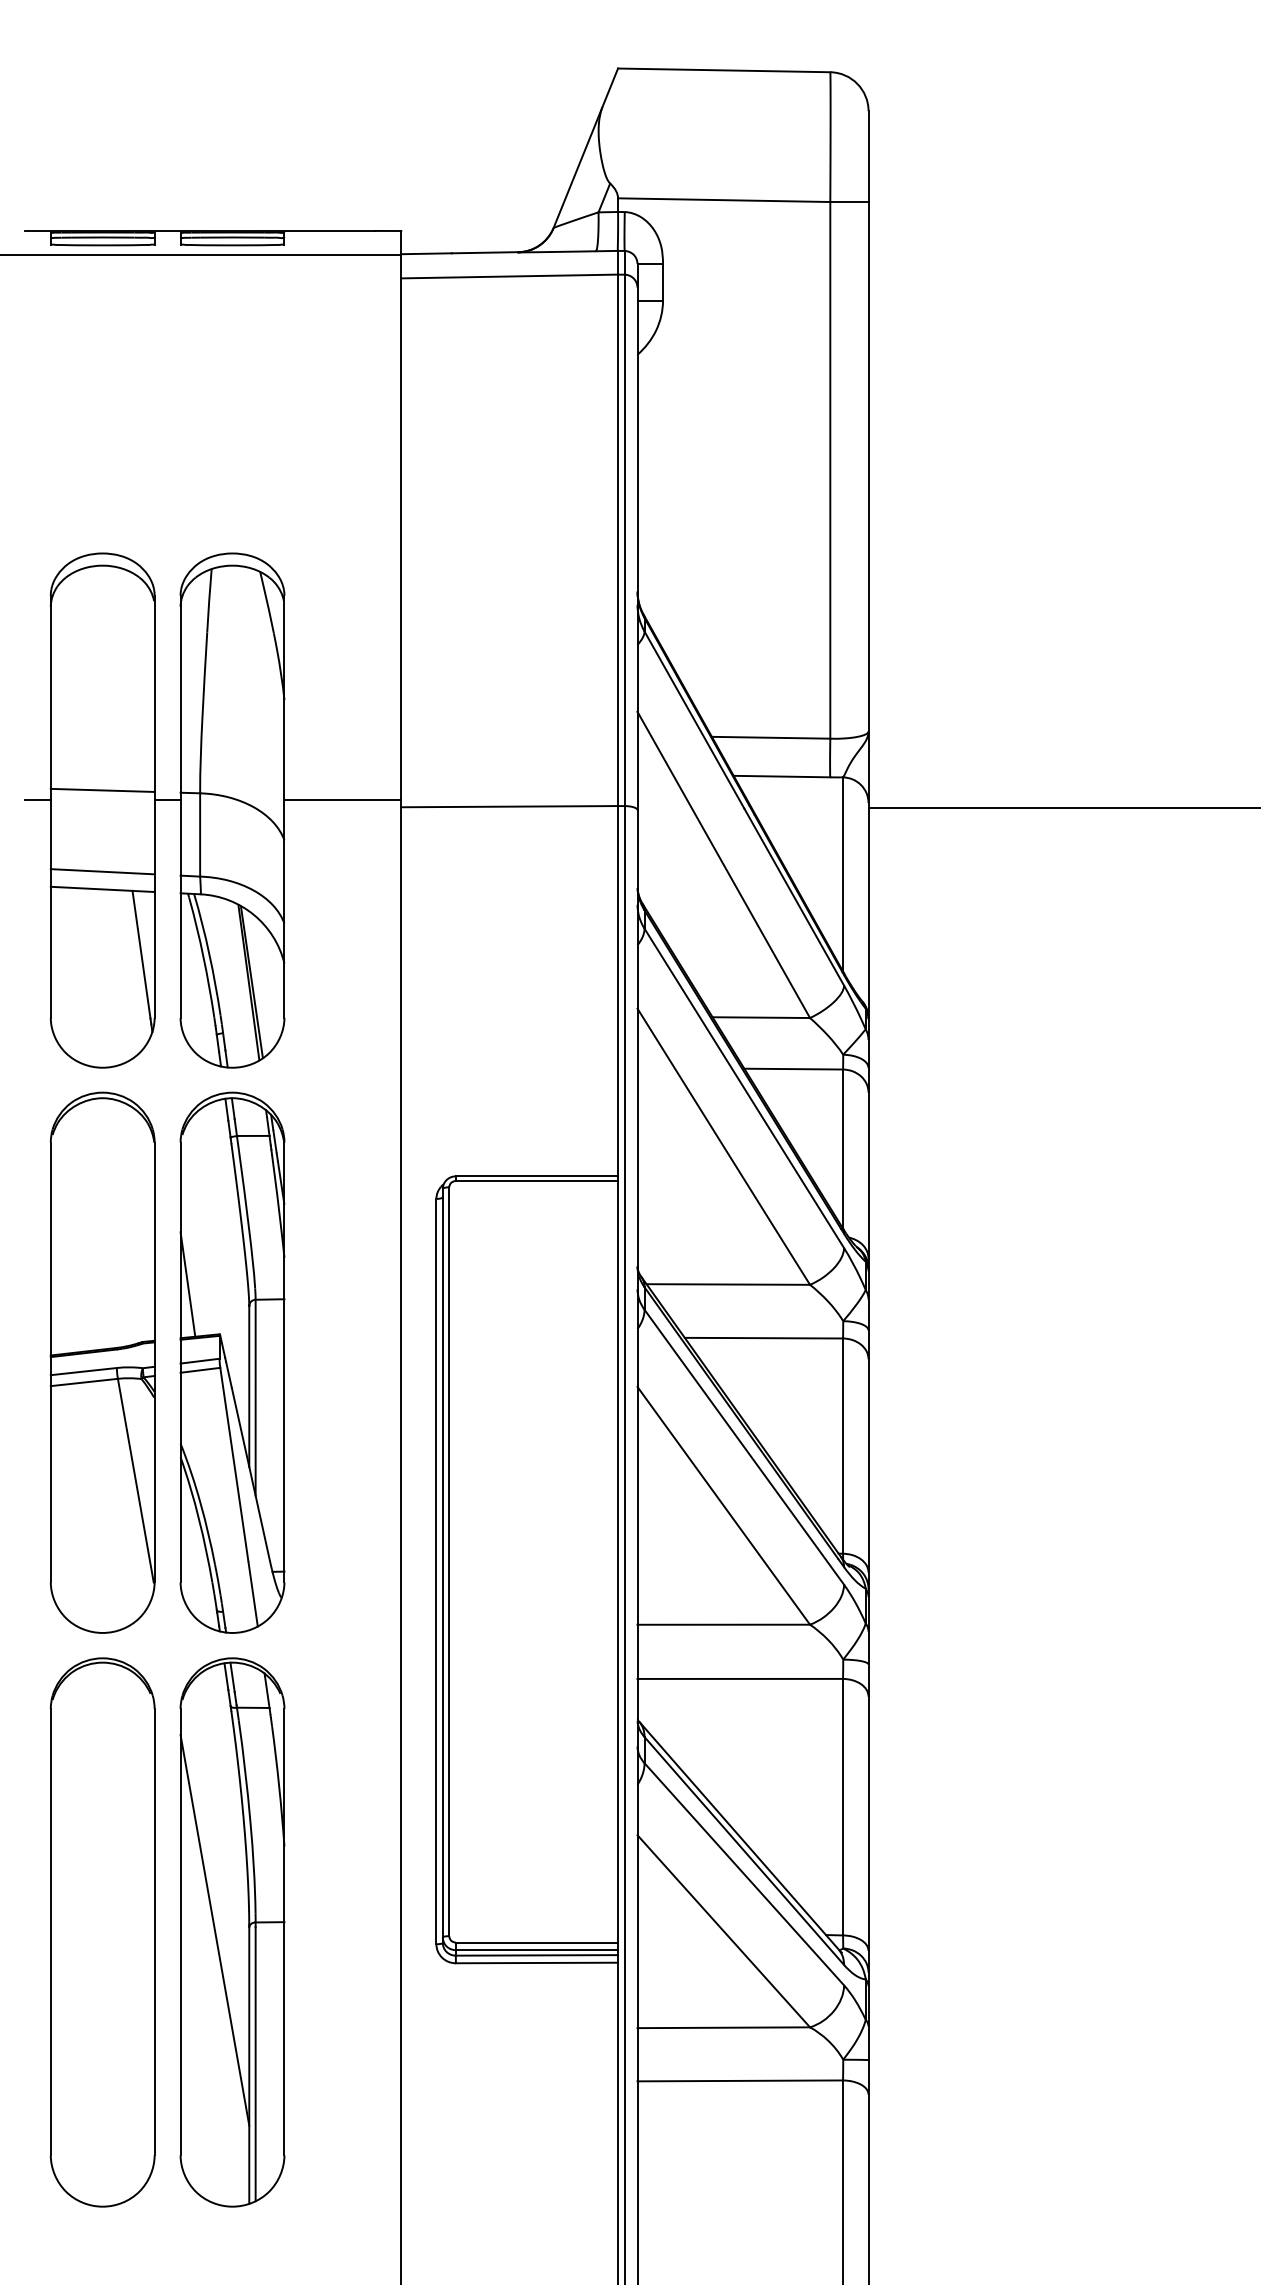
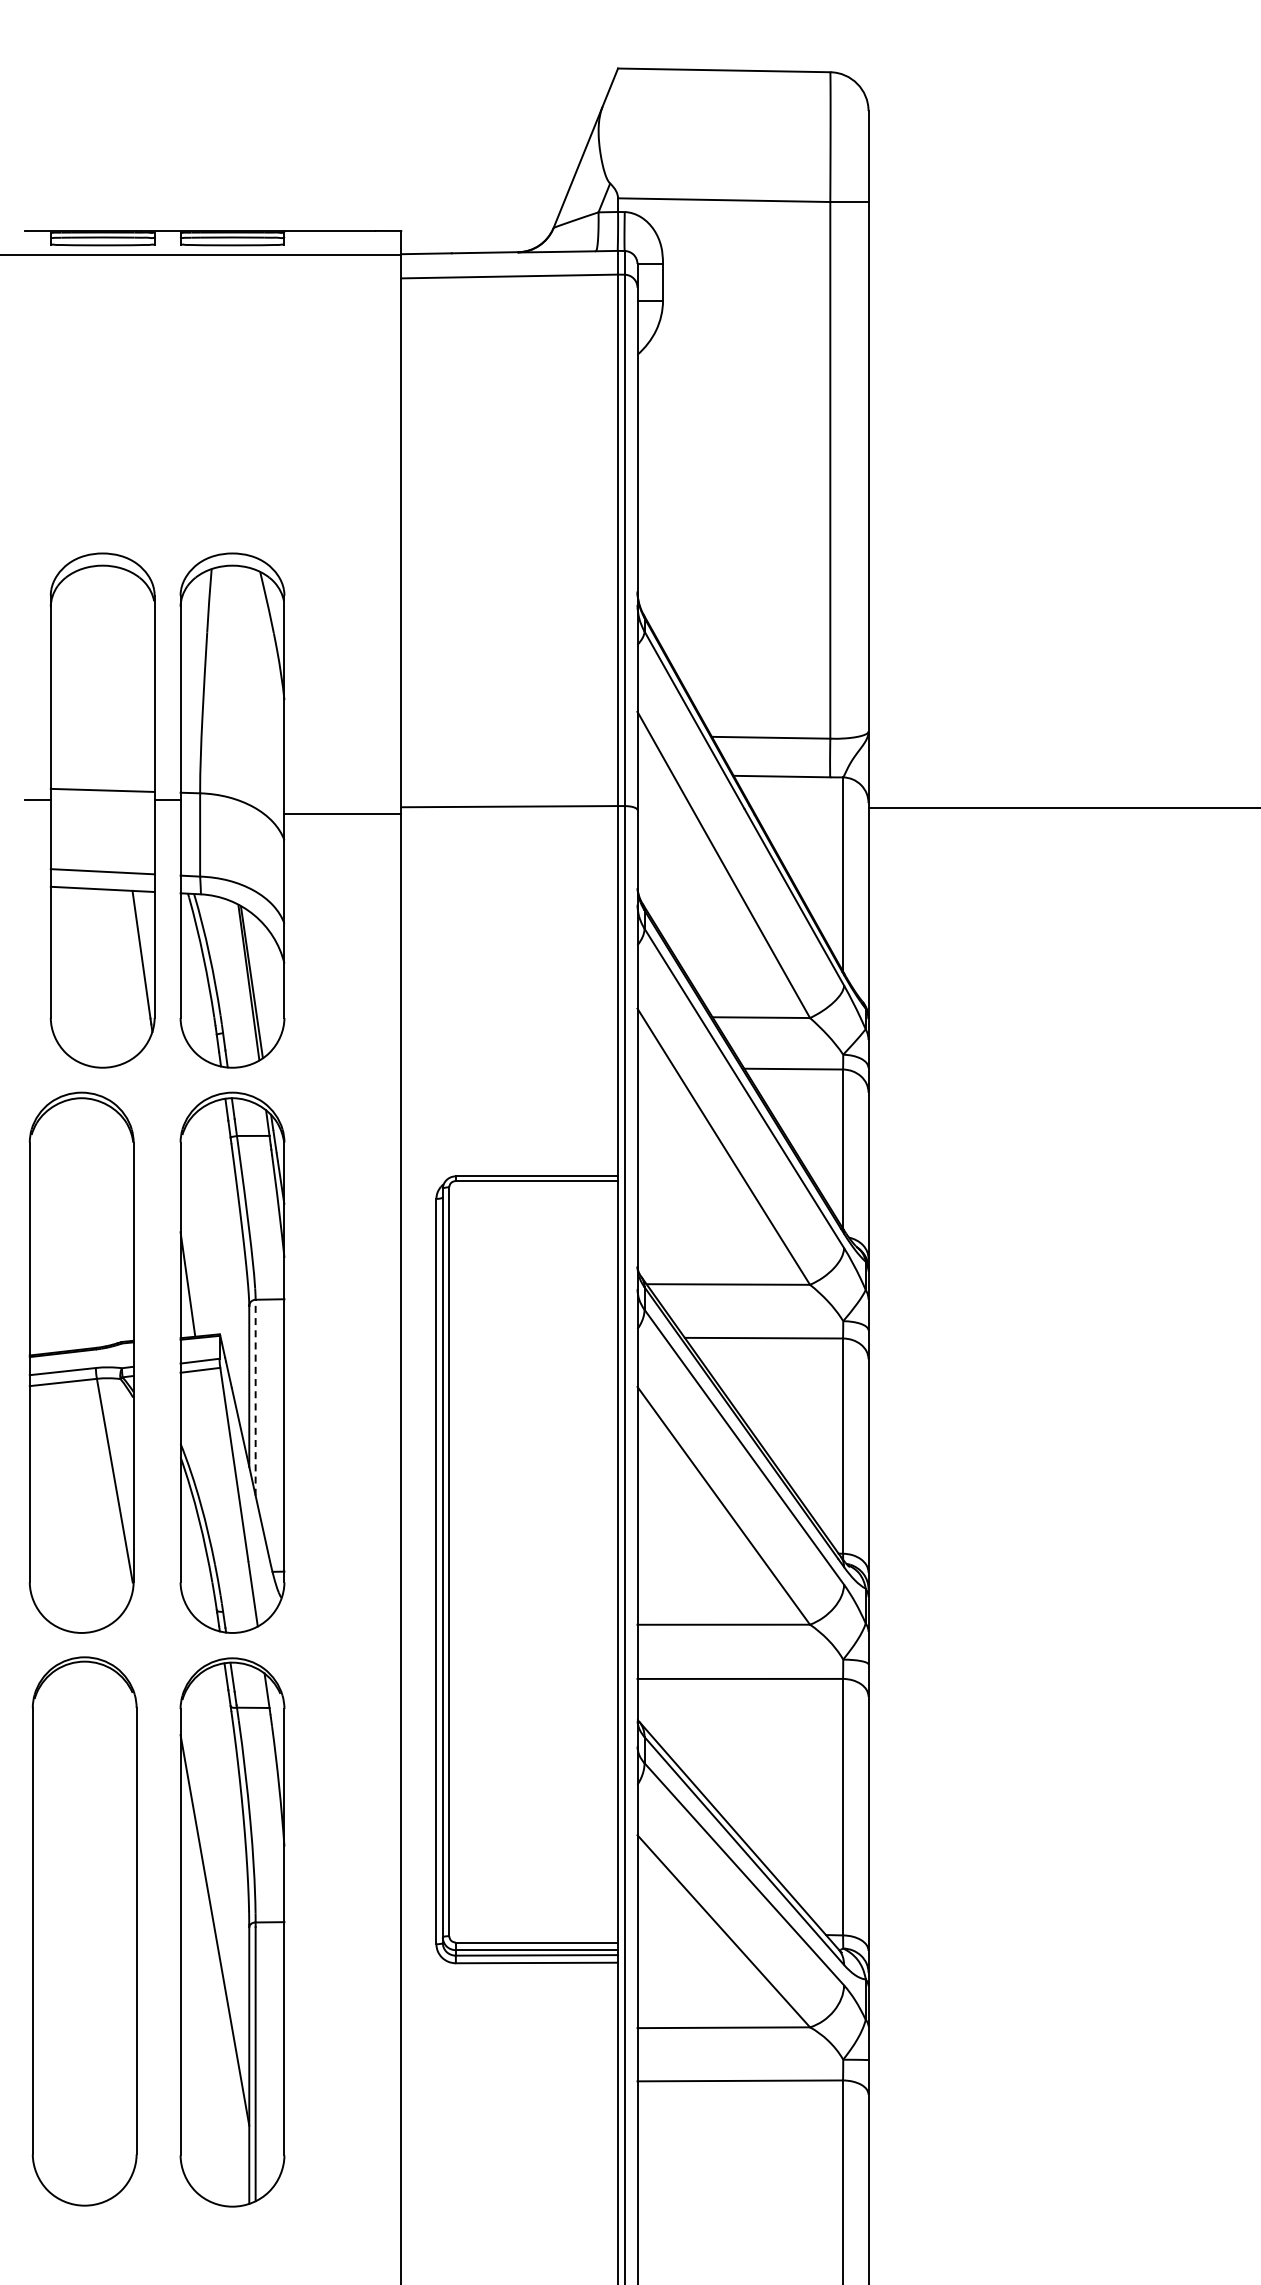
line position: (342, 799) -> (342, 813) (342, 813)
part position: (102, 1362) -> (81, 1362) (81, 1362)
line: solid -> dashed (255, 1397)
part position: (102, 1932) -> (84, 1931) (84, 1931)
